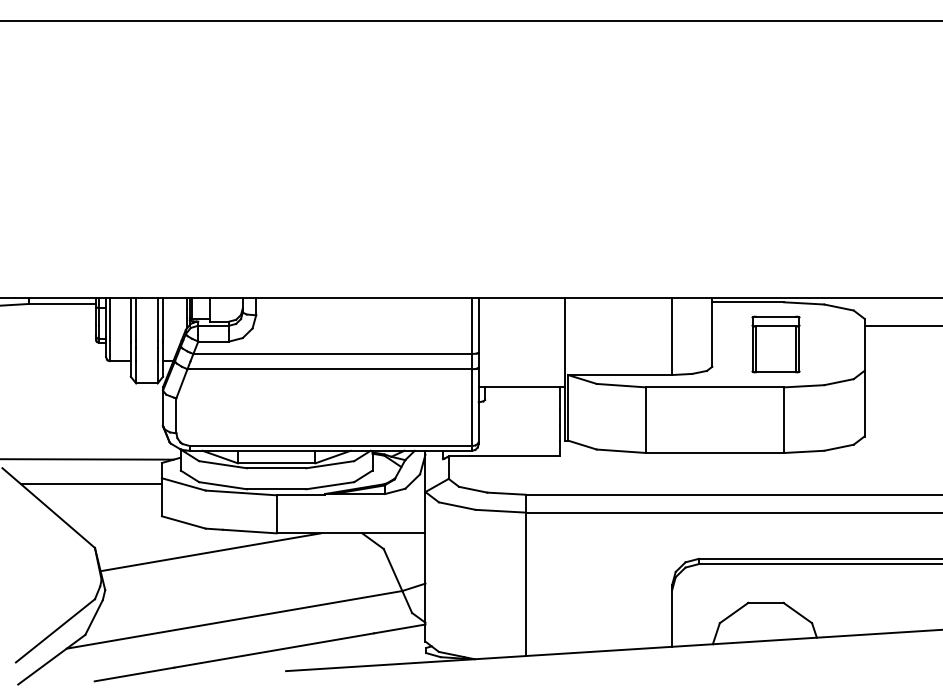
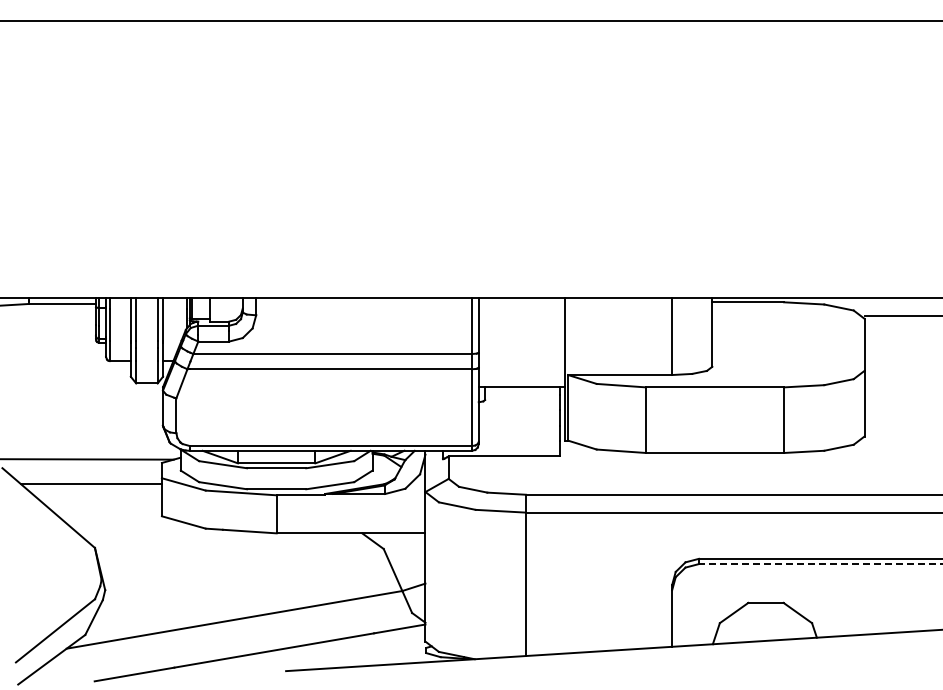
line position: (901, 326) -> (901, 316) (901, 316)
part: present -> none (775, 344)
line: present -> none (210, 552)
line: solid -> dashed (820, 564)
